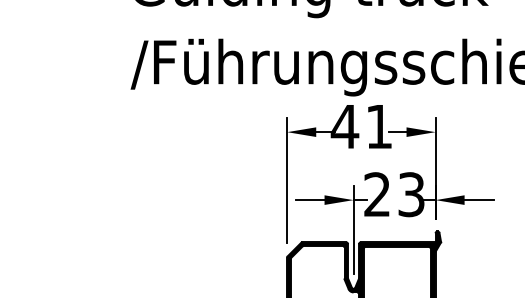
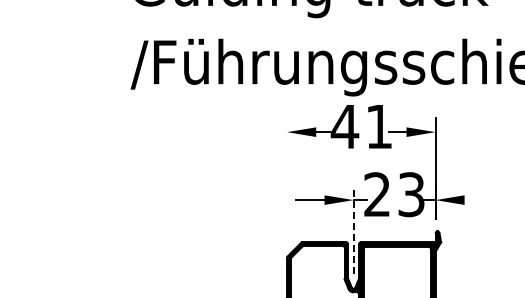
line: present -> none (287, 180)
line: present -> none (478, 200)
line: solid -> dashed (353, 229)
